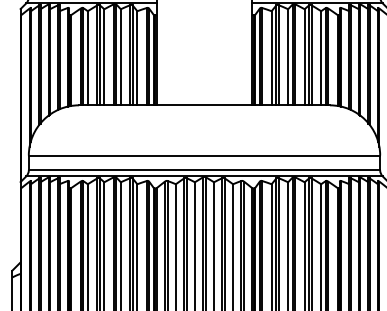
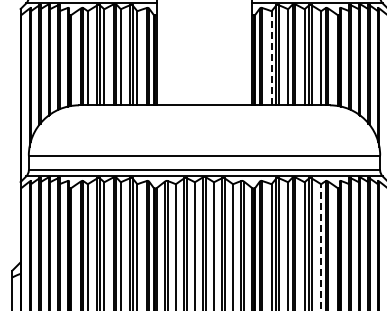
line: solid -> dashed (271, 57)
line: solid -> dashed (321, 247)
